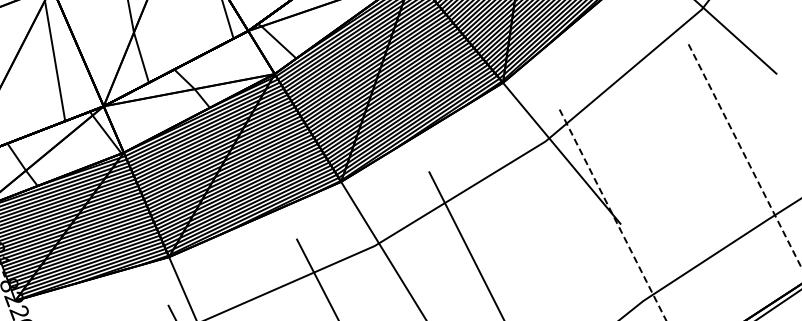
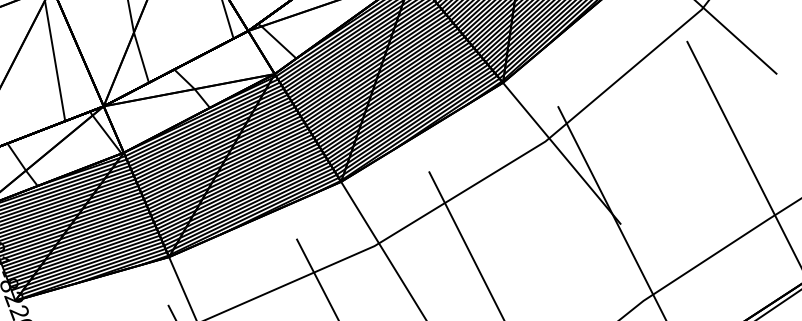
line: dashed -> solid (744, 154)
line: dashed -> solid (612, 213)
